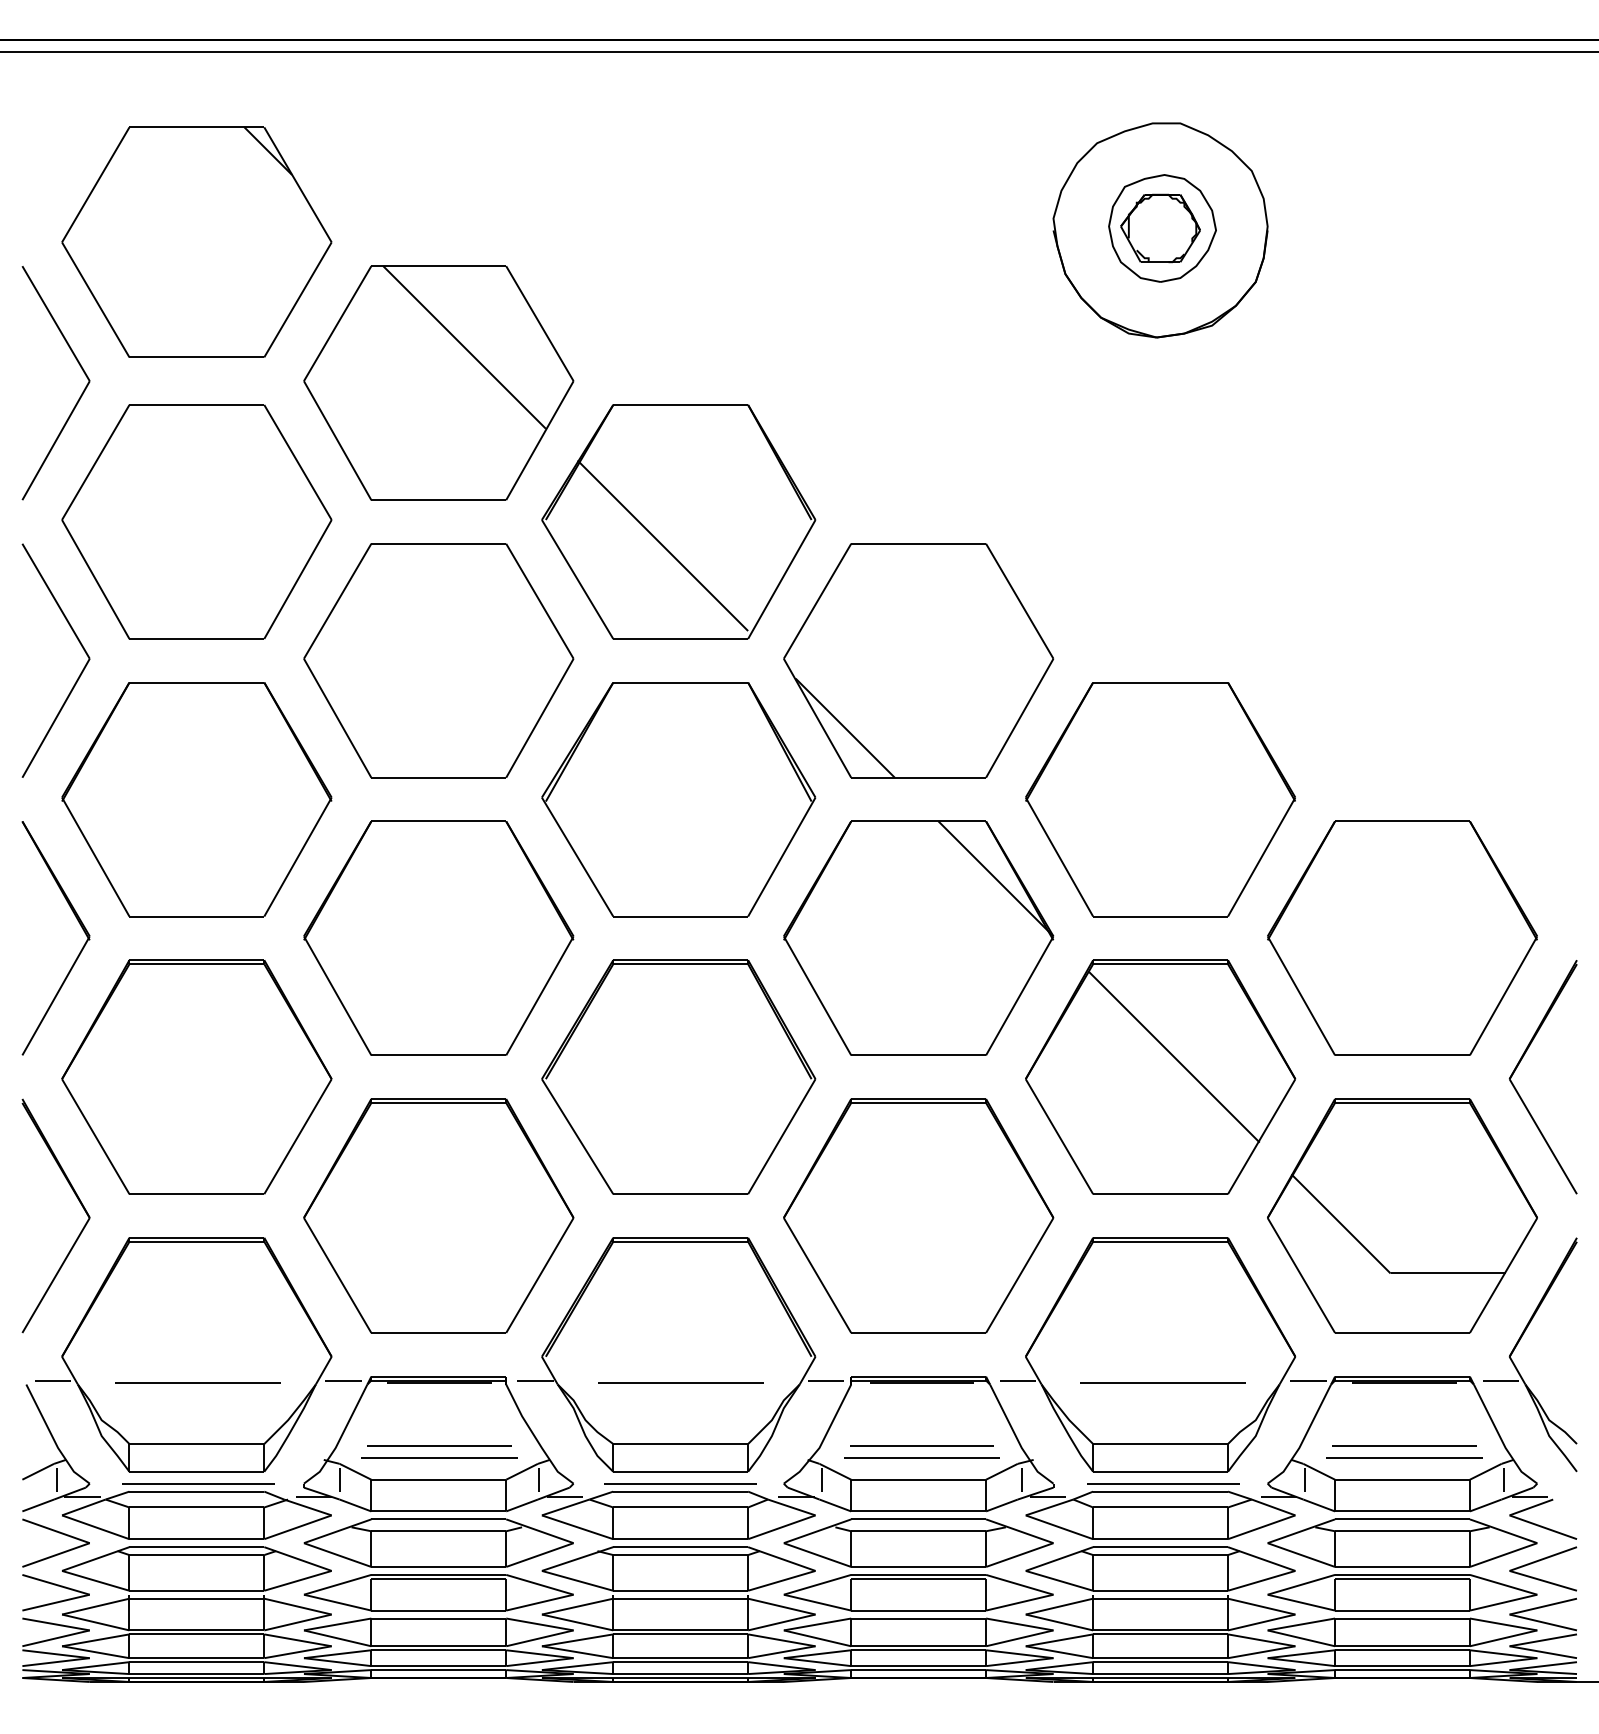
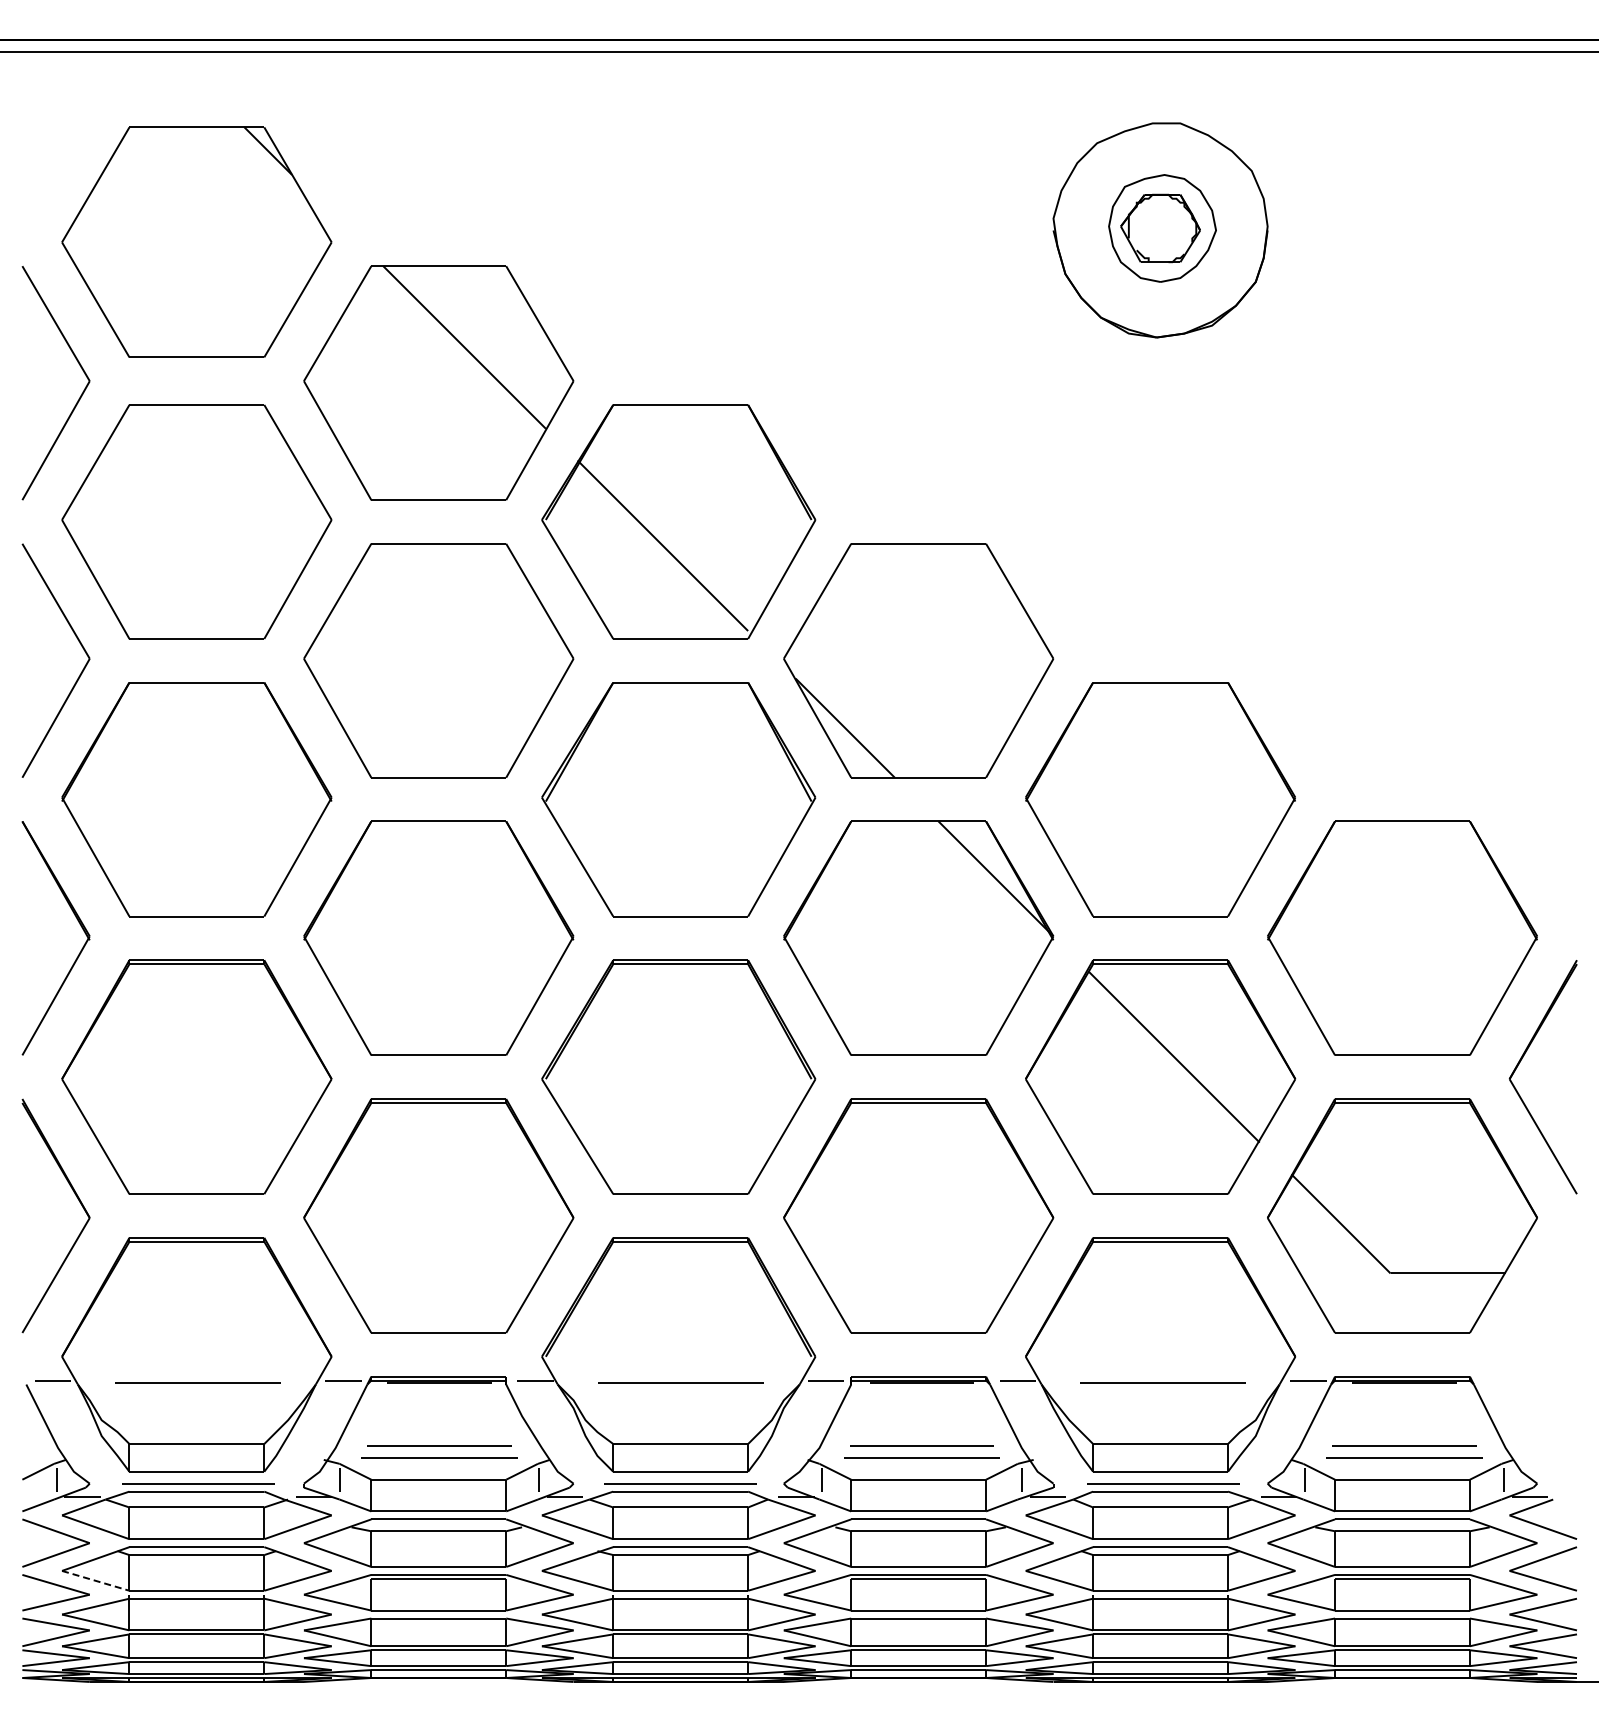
part: present -> none (1516, 1347)
line: solid -> dashed (96, 1580)
